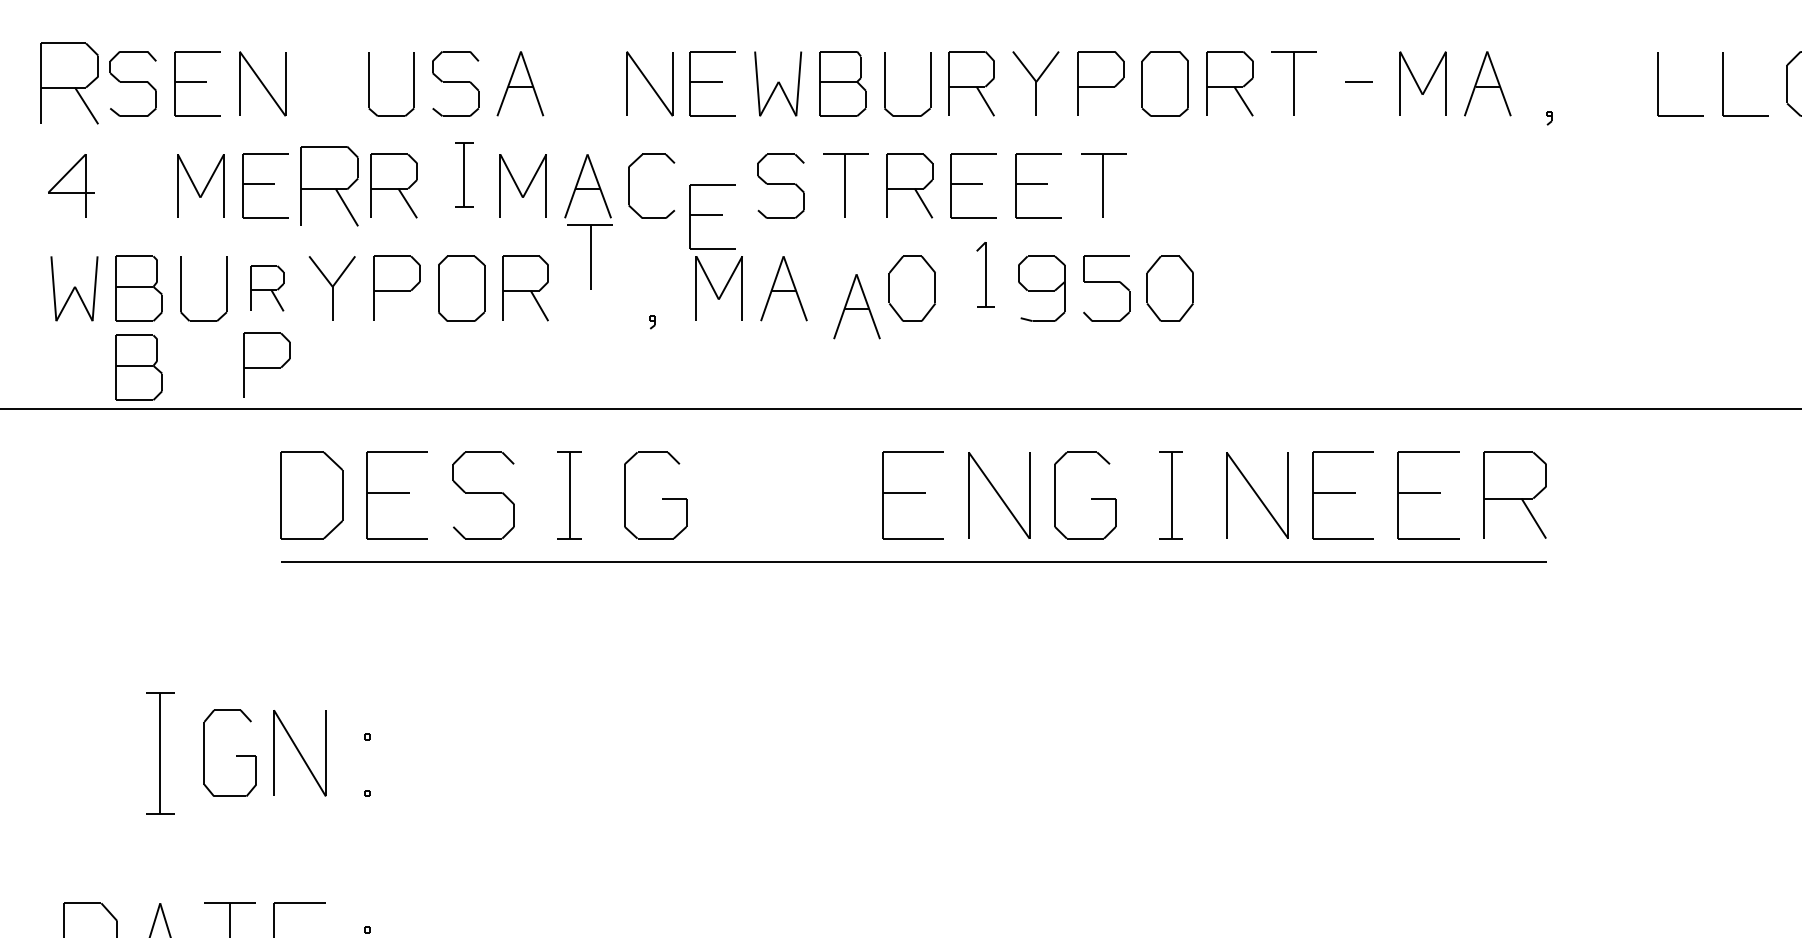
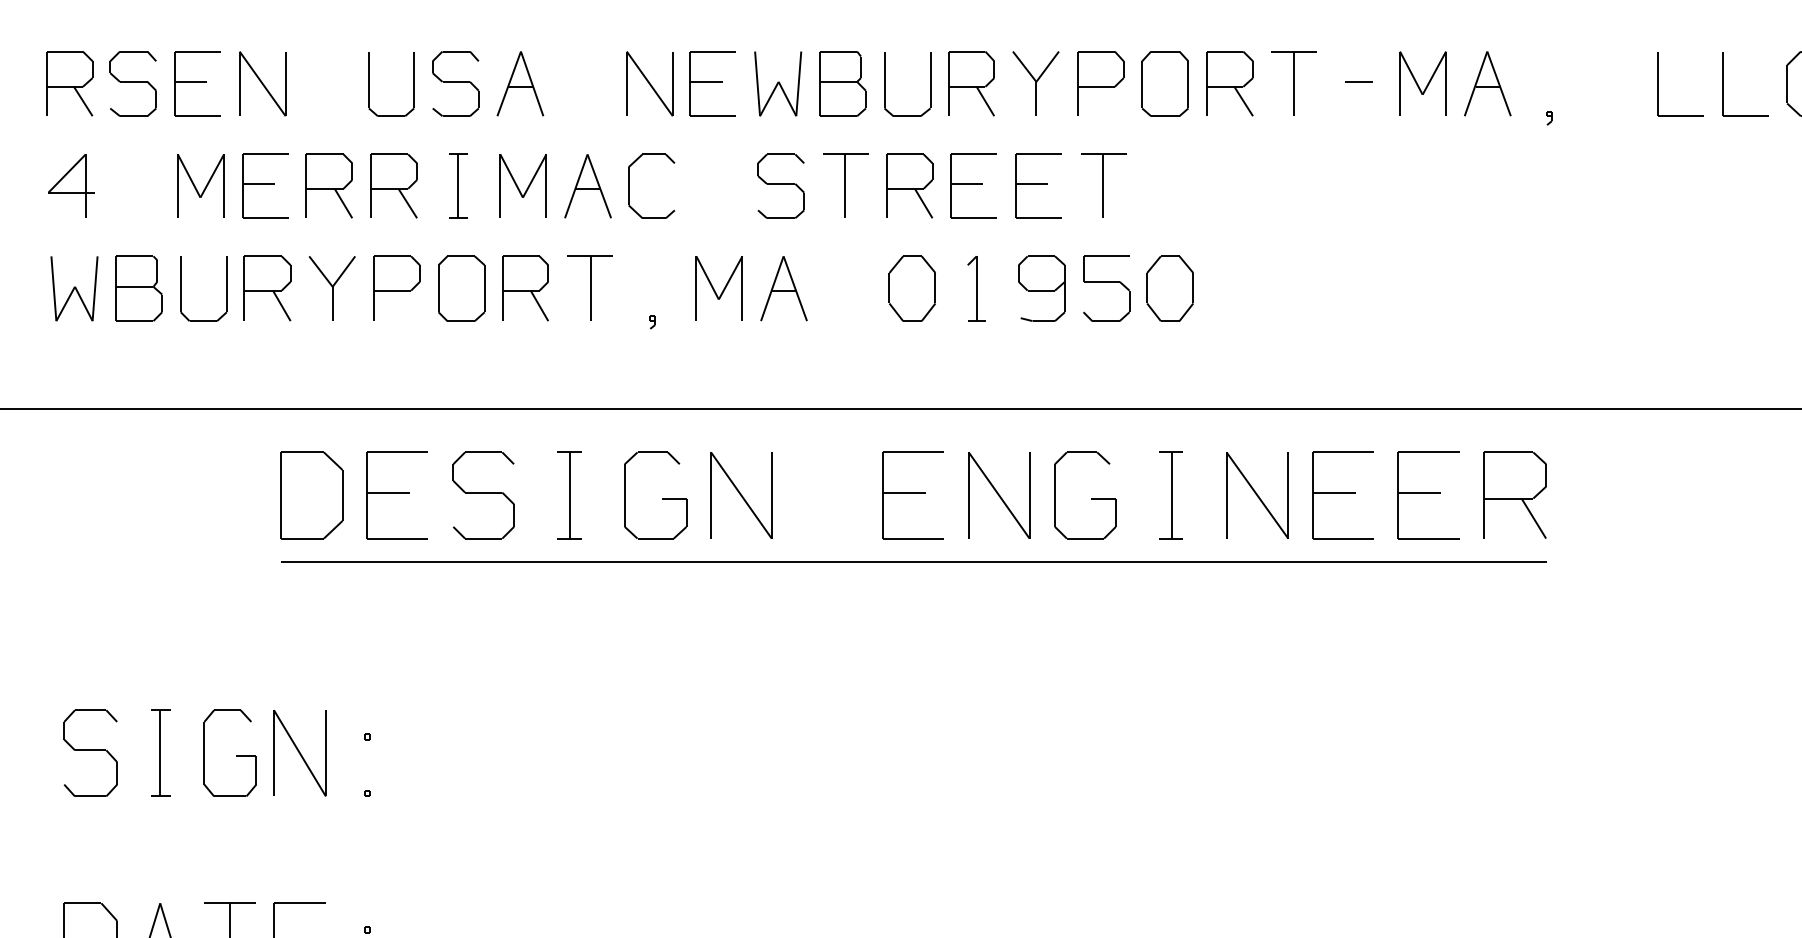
part size: 59x83 px -> 48x66 px (69, 83)
part position: (464, 174) -> (458, 185) (458, 185)
part size: 59x81 px -> 48x66 px (328, 185)
part: present -> none (712, 216)
part position: (589, 256) -> (589, 287) (589, 287)
part position: (985, 274) -> (976, 288) (976, 288)
part size: 35x47 px -> 49x67 px (267, 288)
part: present -> none (856, 306)
part: present -> none (266, 364)
part: present -> none (138, 367)
part: none -> present (741, 495)
part: none -> present (90, 752)
part size: 29x123 px -> 20x88 px (160, 752)
